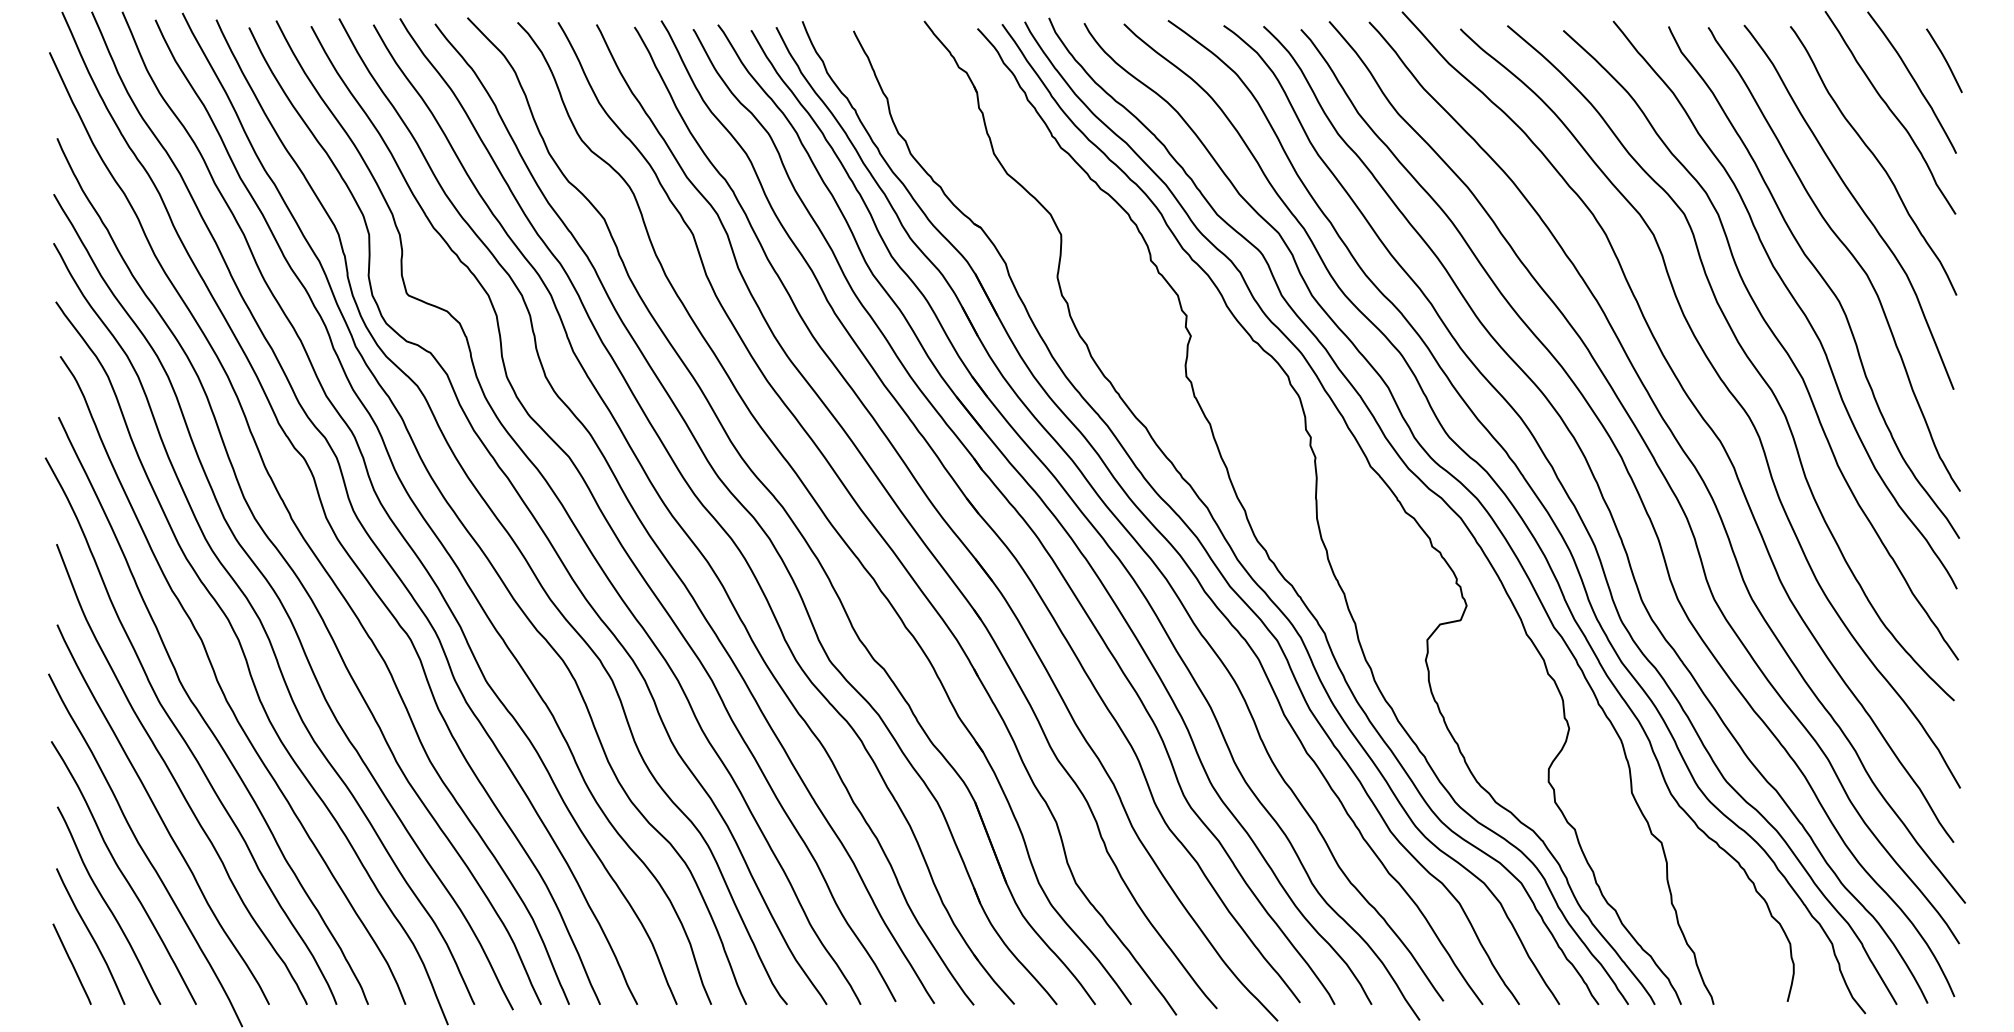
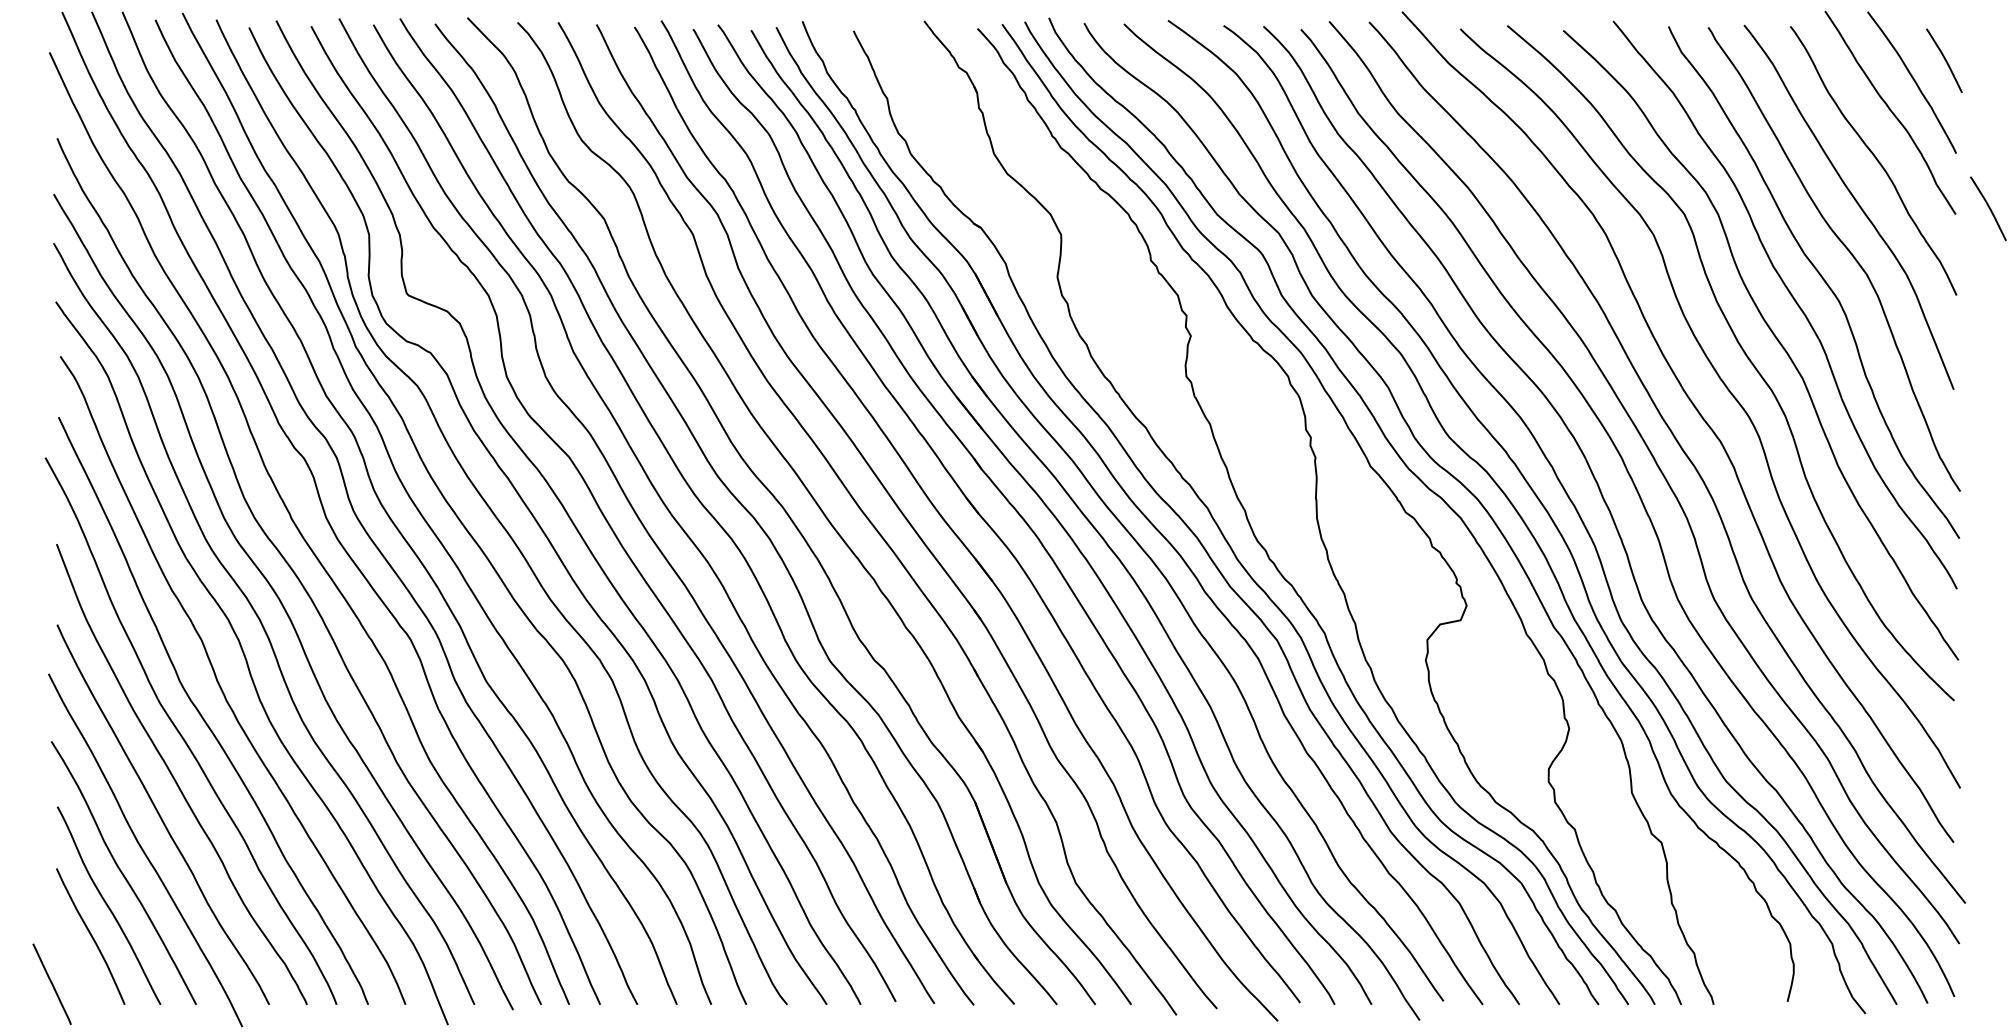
curve: none -> present (1988, 208)
line position: (71, 963) -> (51, 983) (51, 983)
